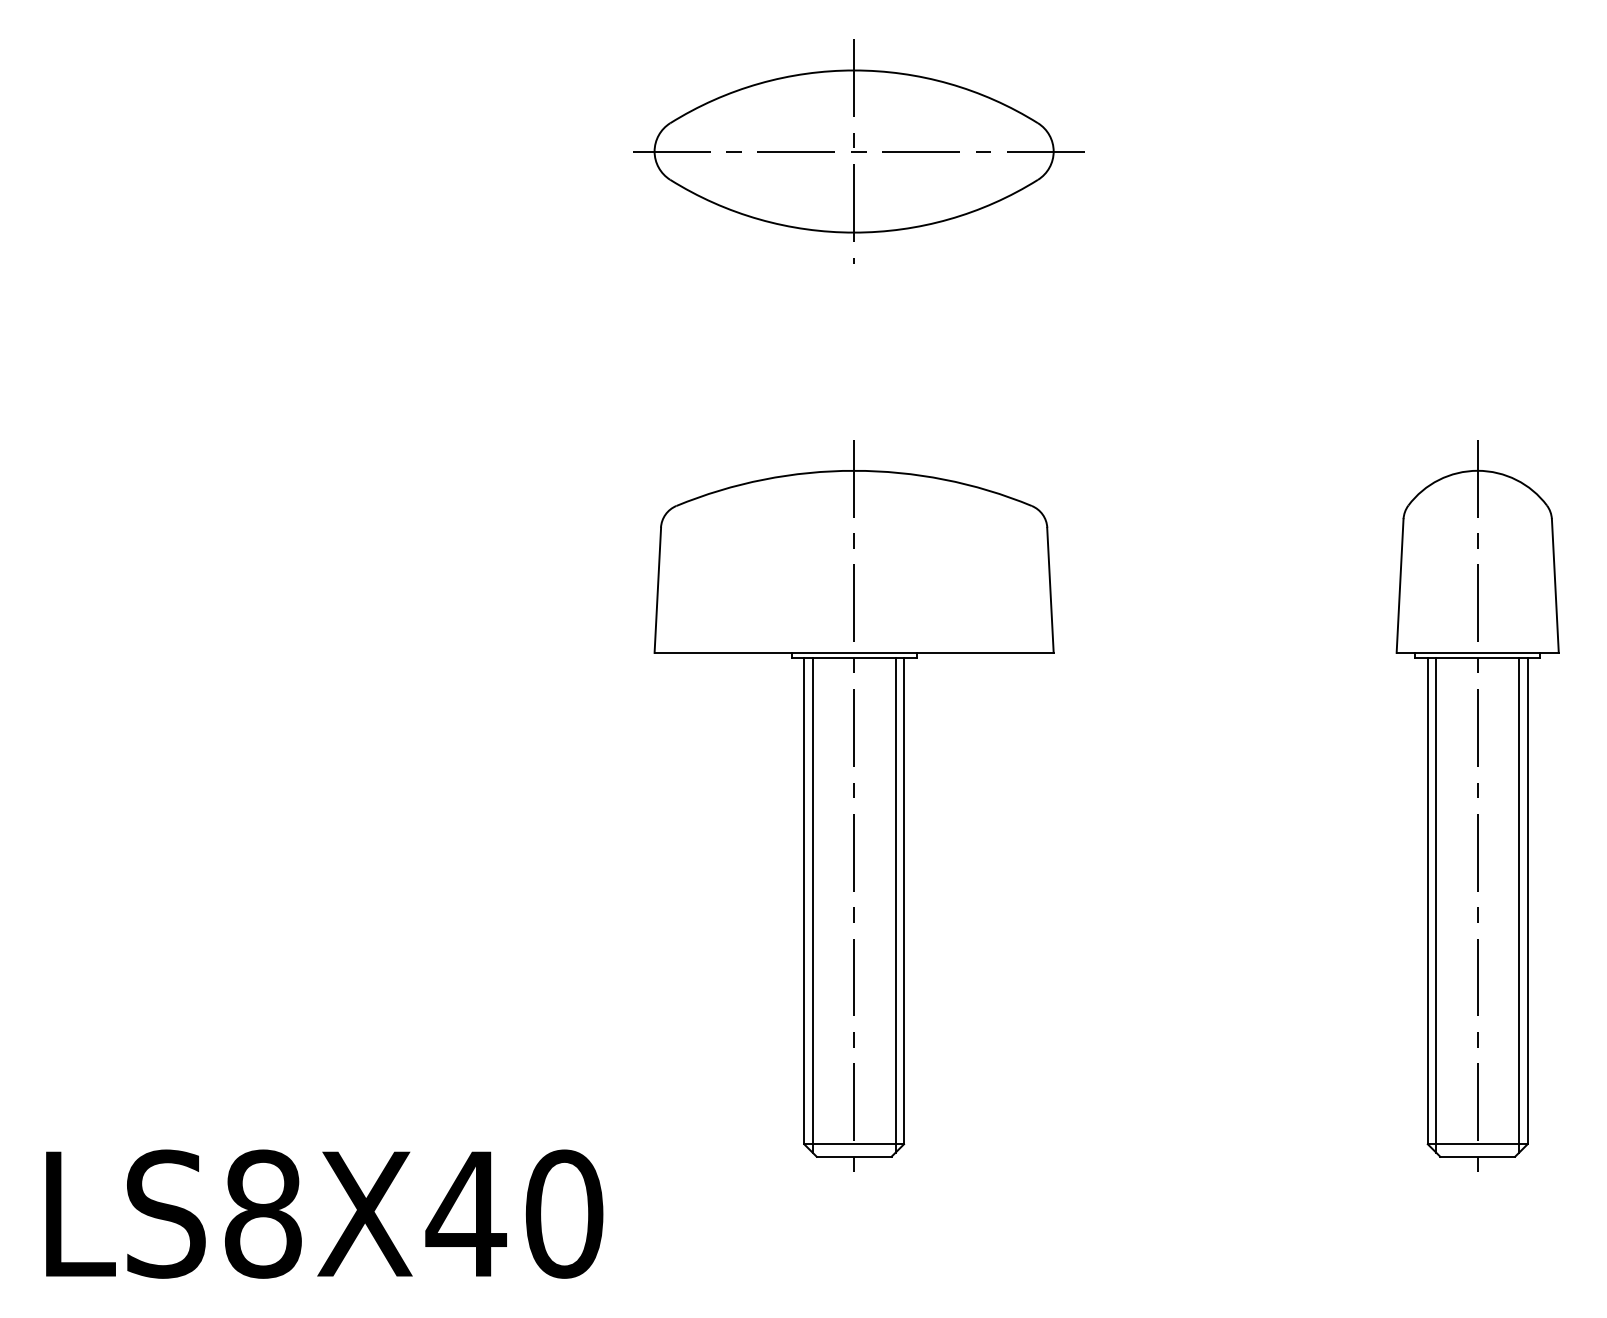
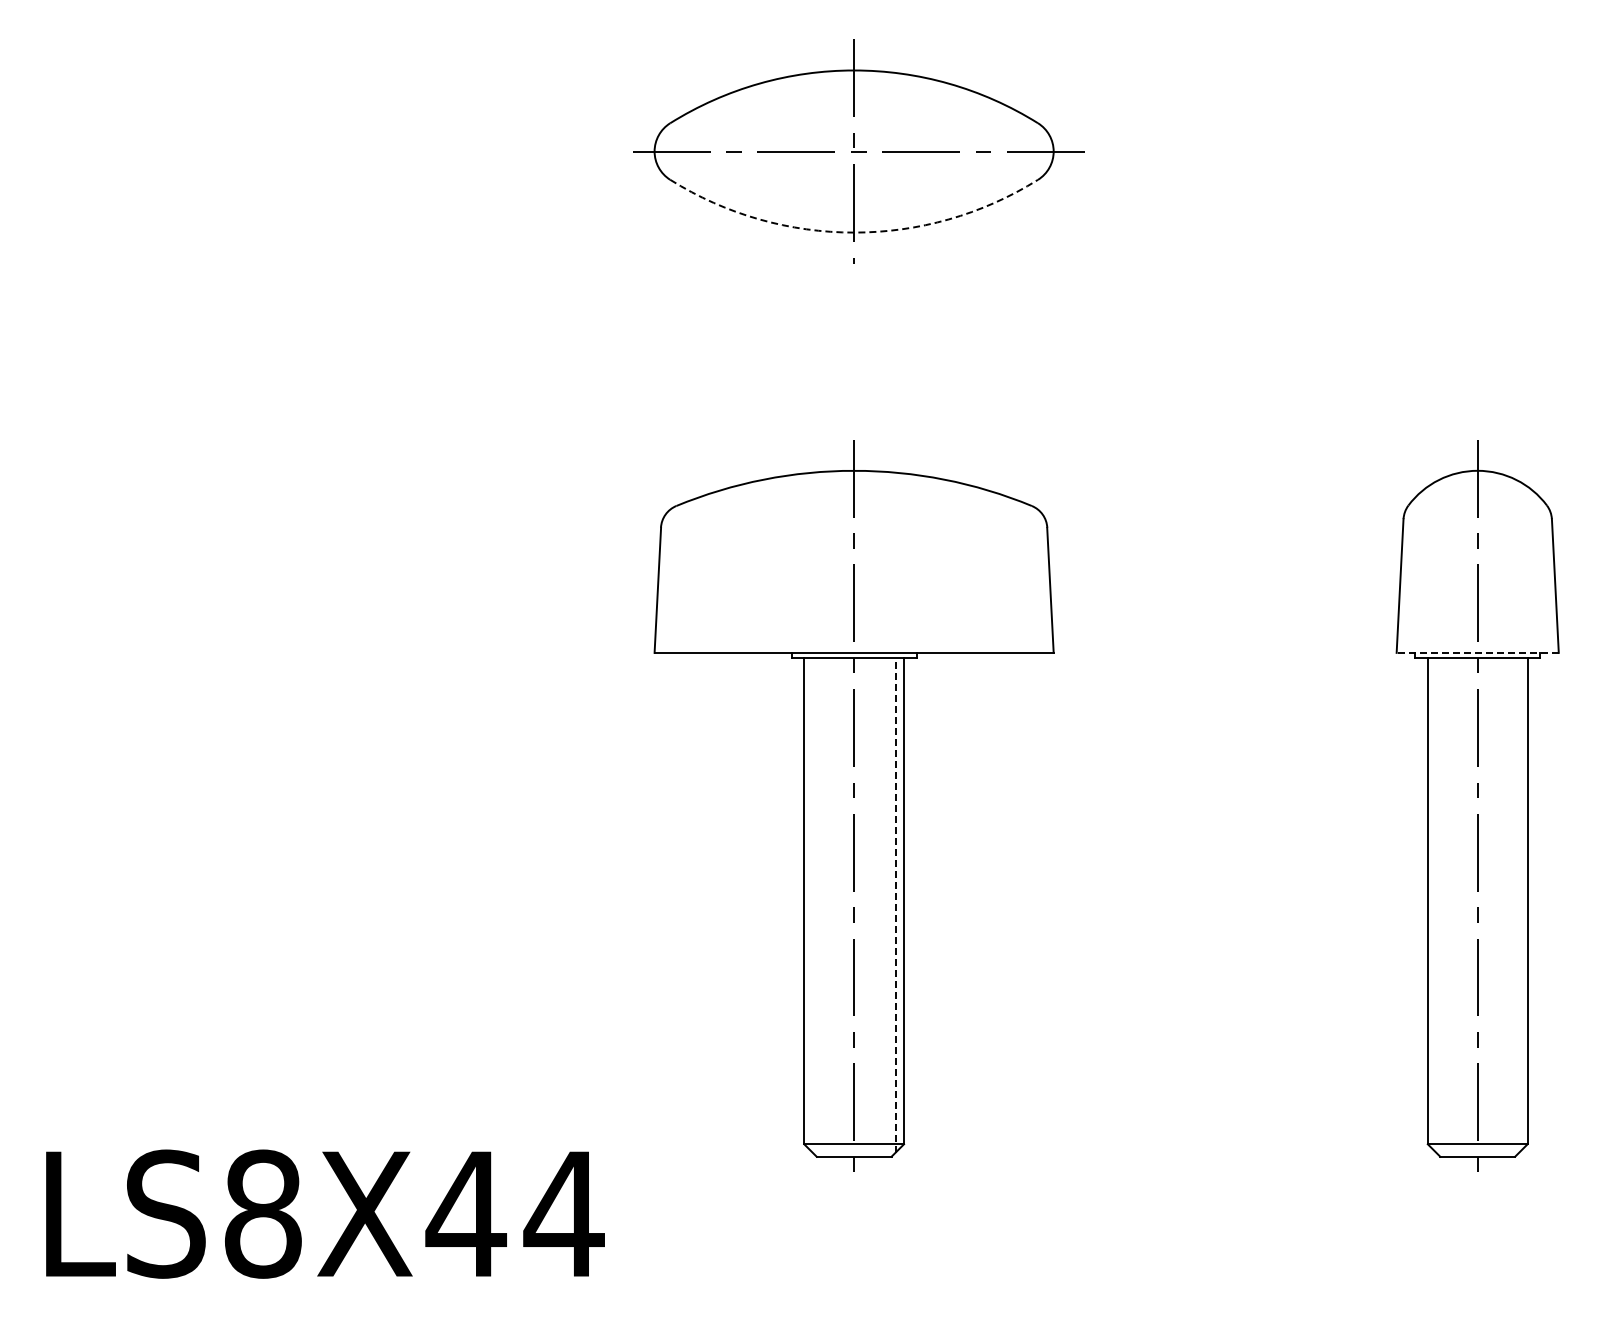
arc: solid -> dashed (854, 232)
line: solid -> dashed (1477, 652)
line: present -> none (812, 904)
line: solid -> dashed (895, 904)
line: present -> none (1436, 904)
line: present -> none (1519, 904)
text: LS8X40 -> LS8X44 (563, 1213)
